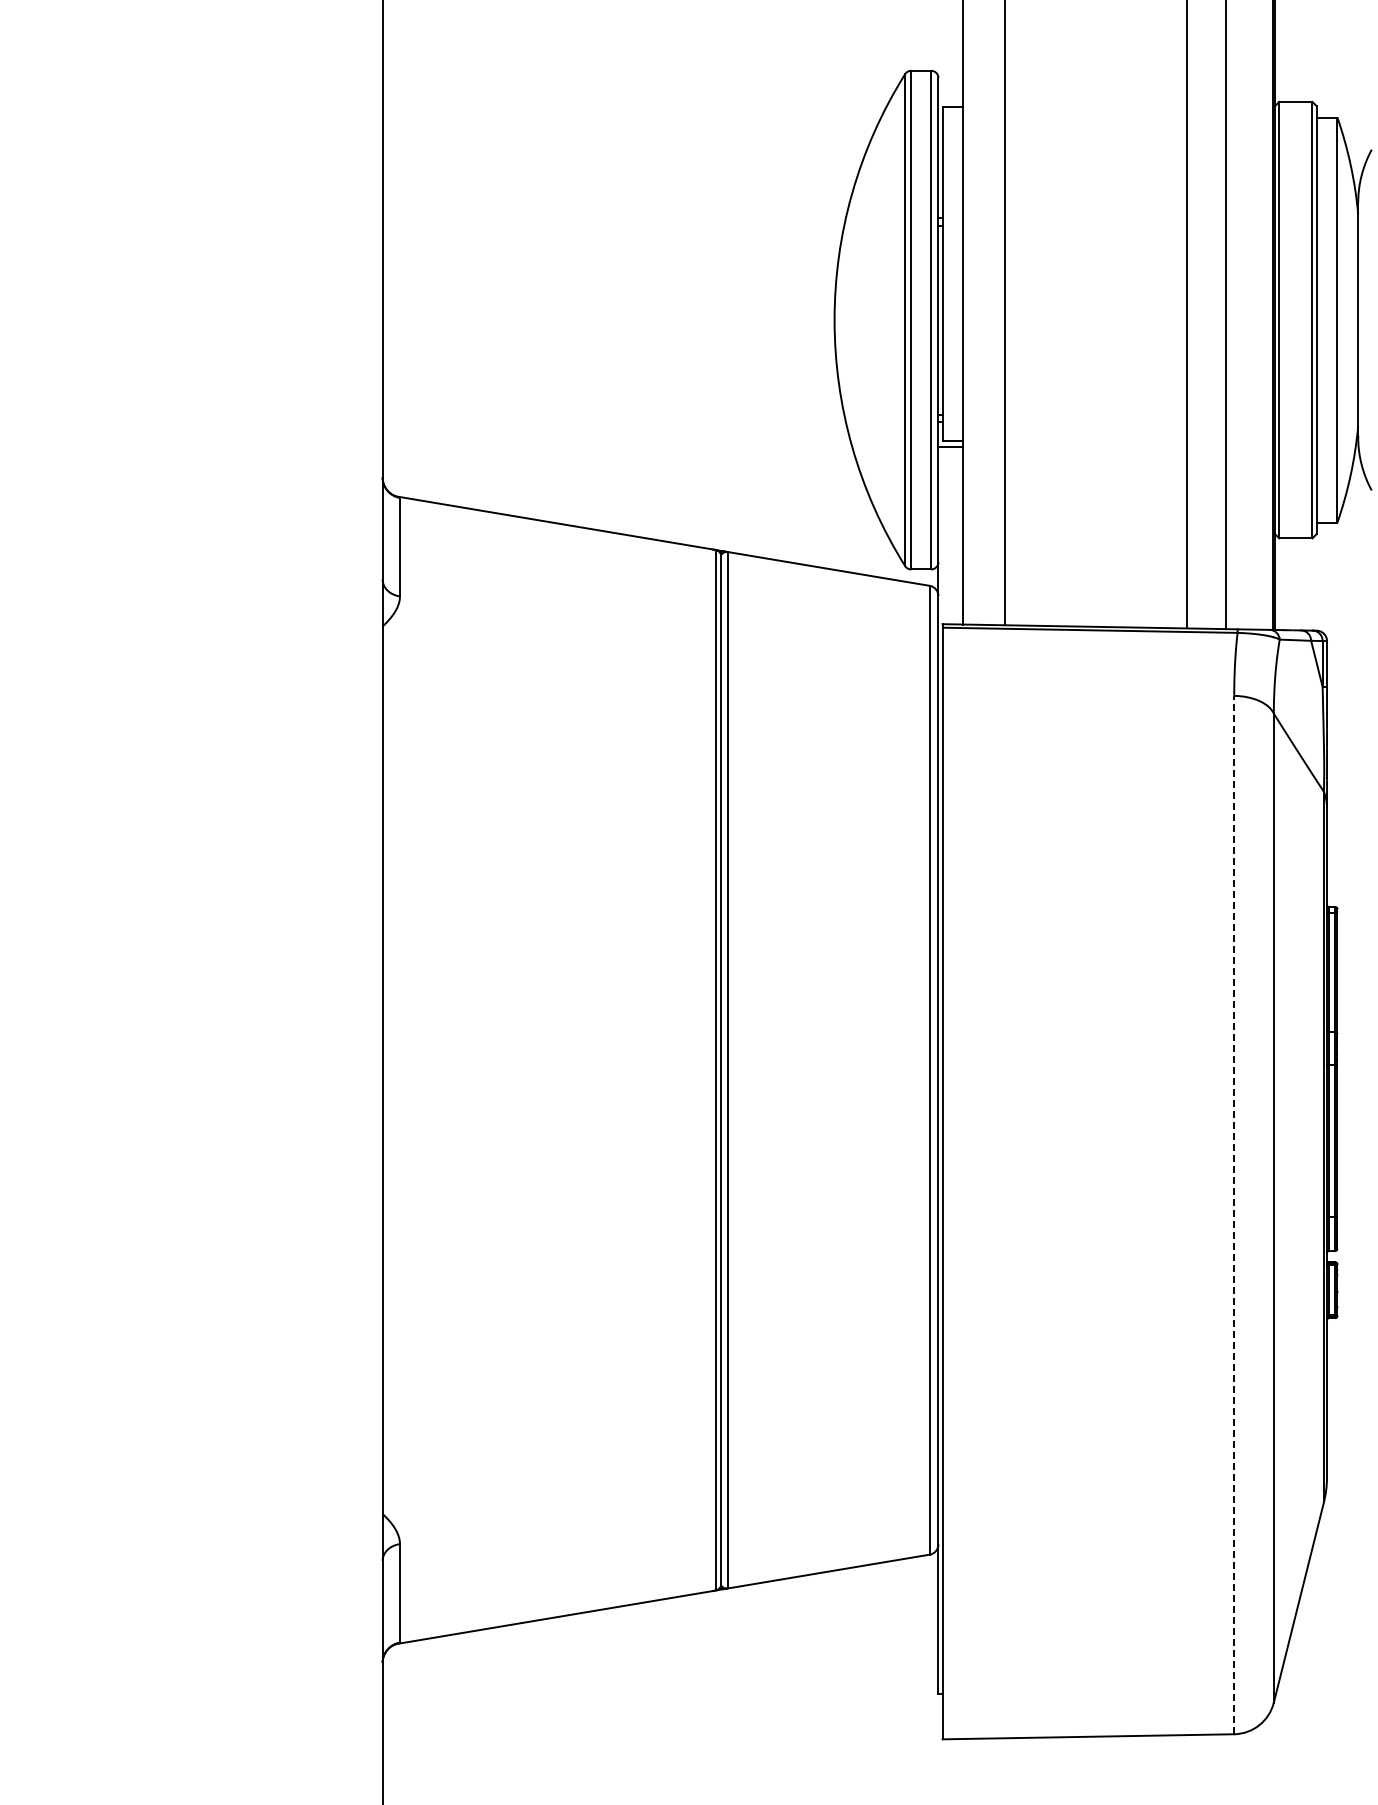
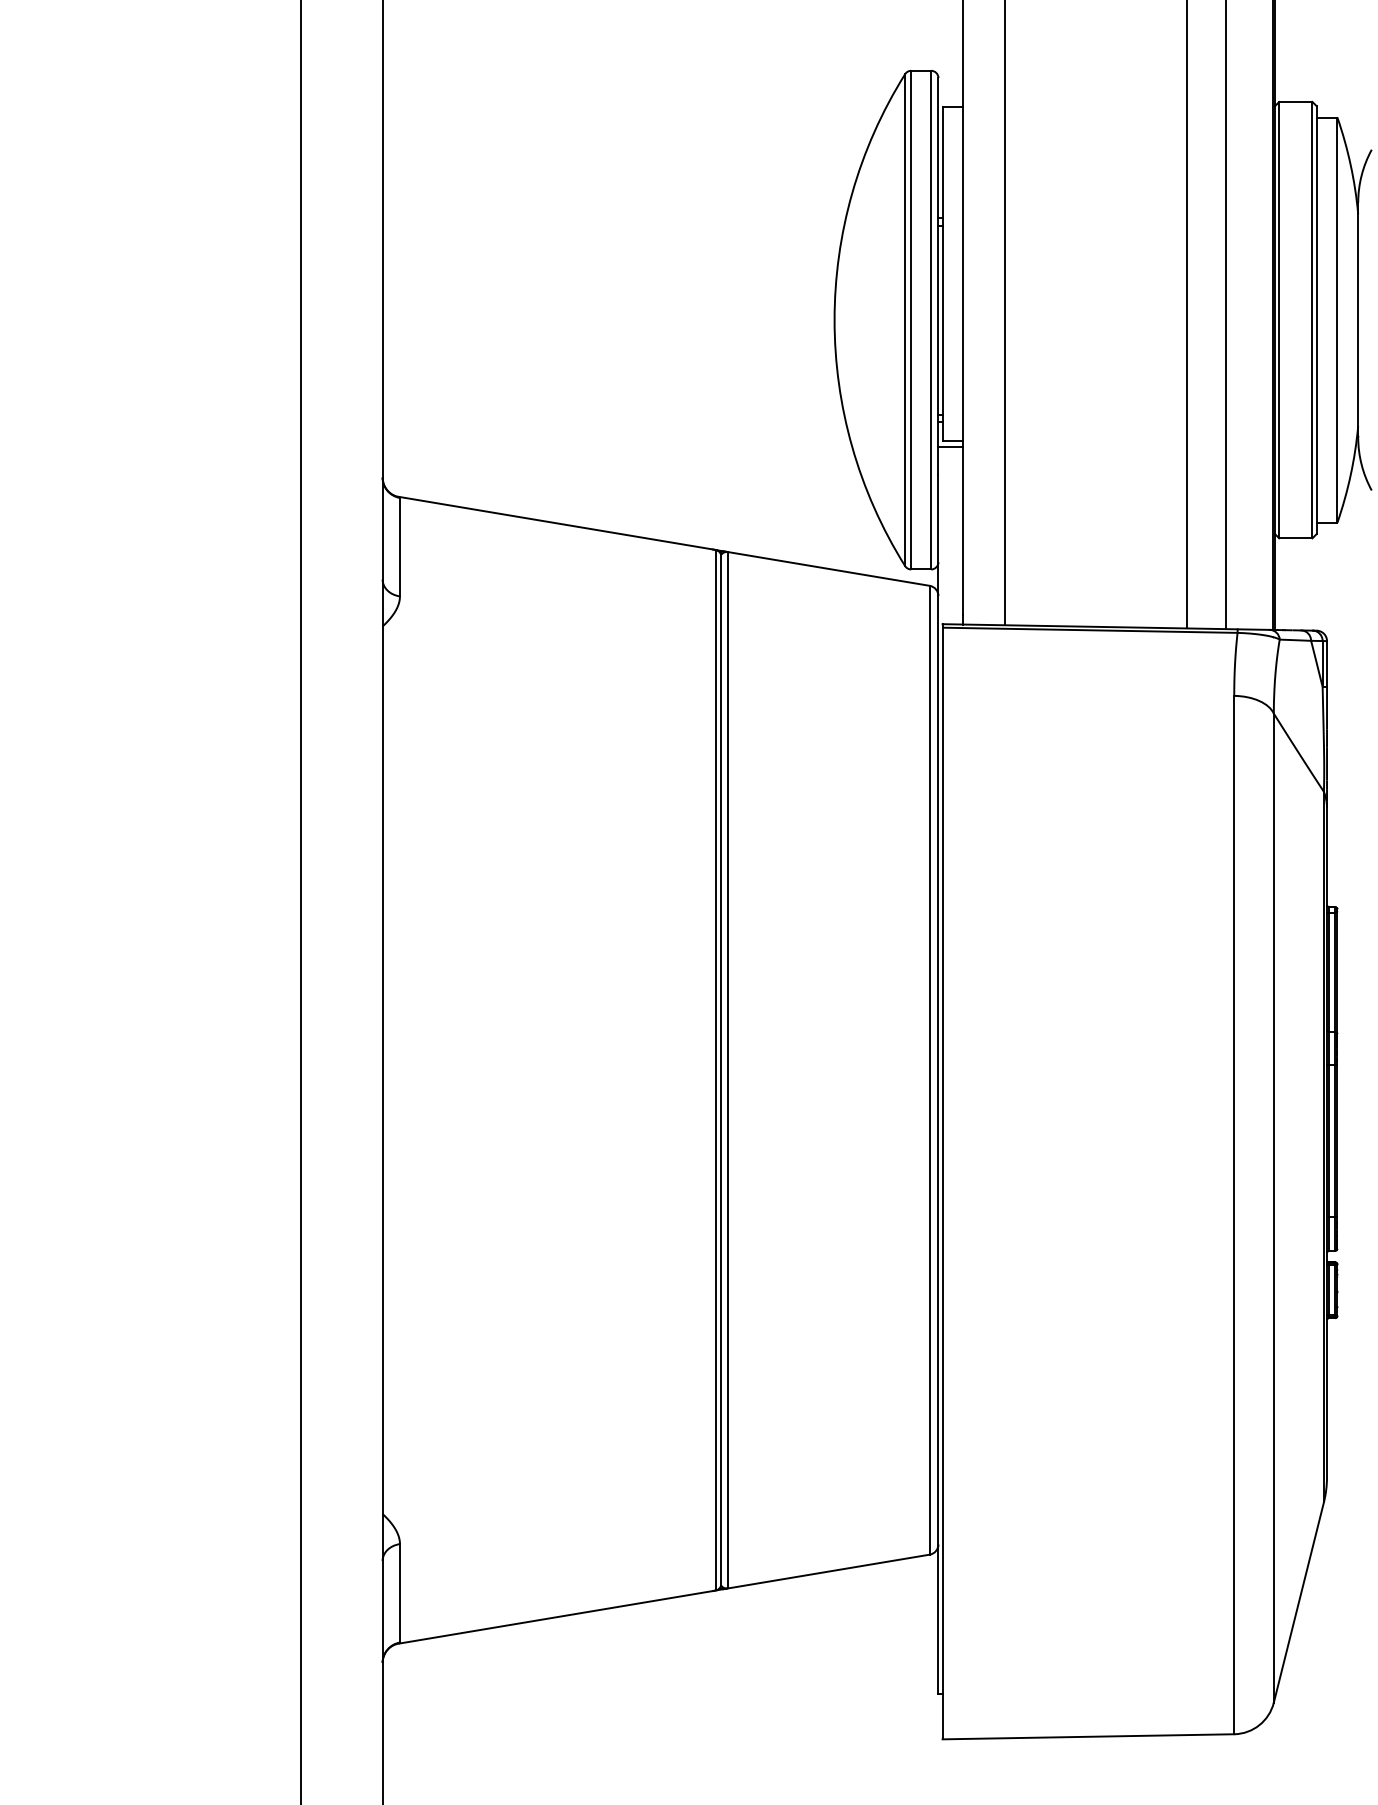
line: none -> present (300, 901)
line: dashed -> solid (1234, 1214)
